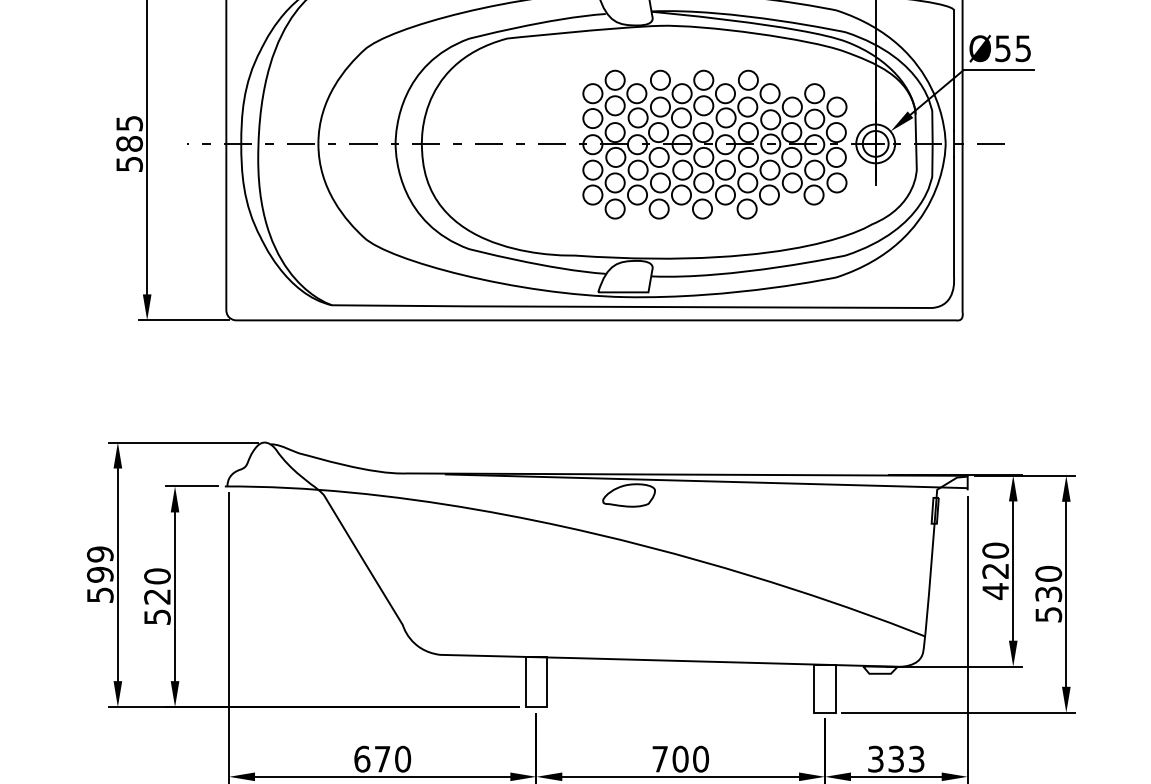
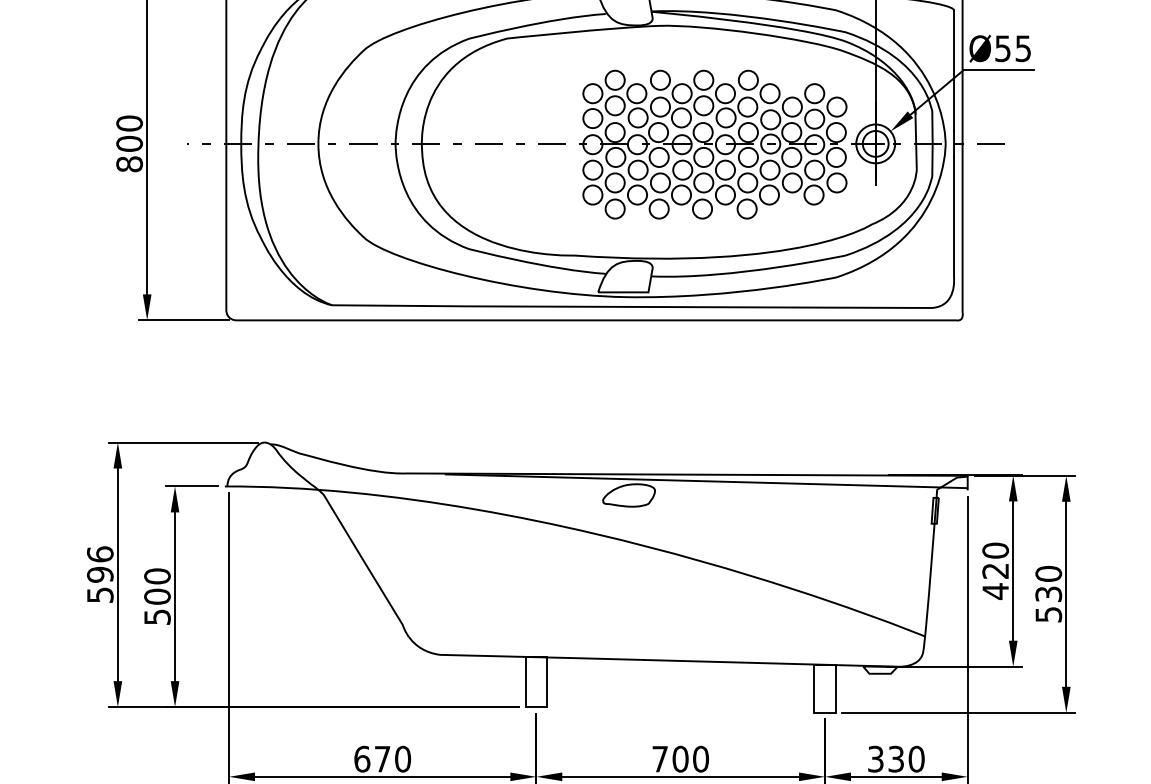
text: 585 -> 800 (129, 143)
text: 599 -> 596 (99, 554)
text: 520 -> 500 (157, 596)
text: 333 -> 330 (916, 758)
